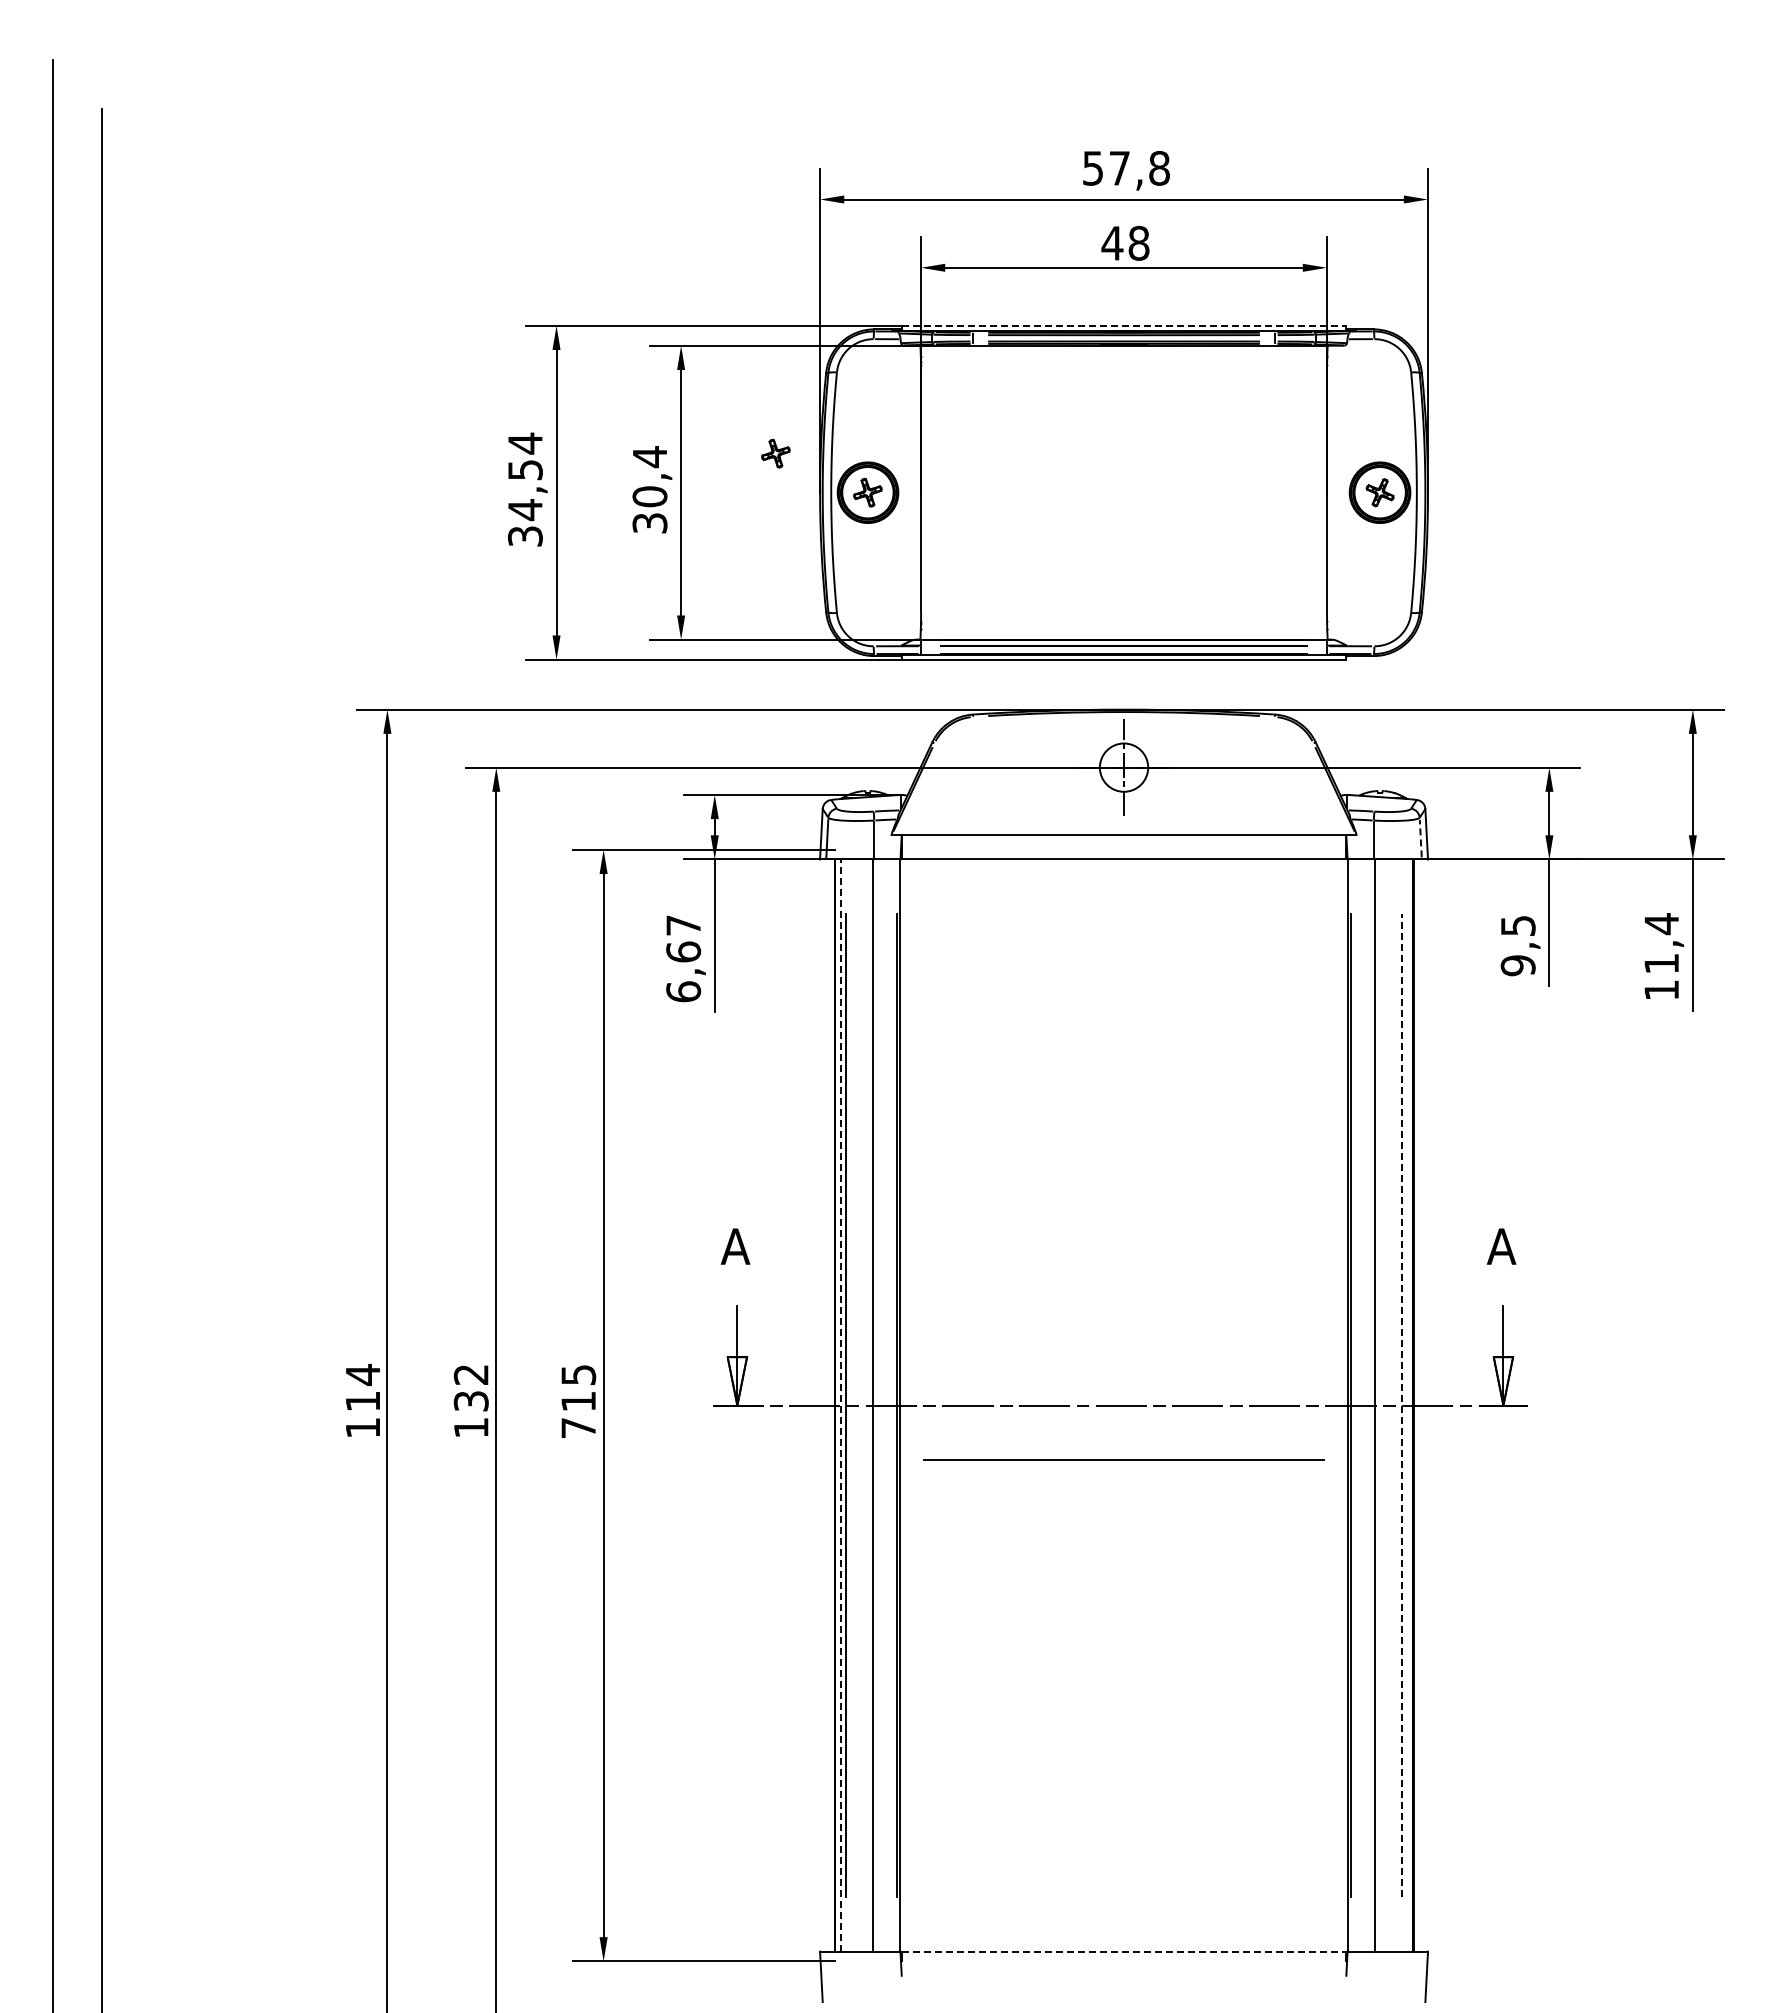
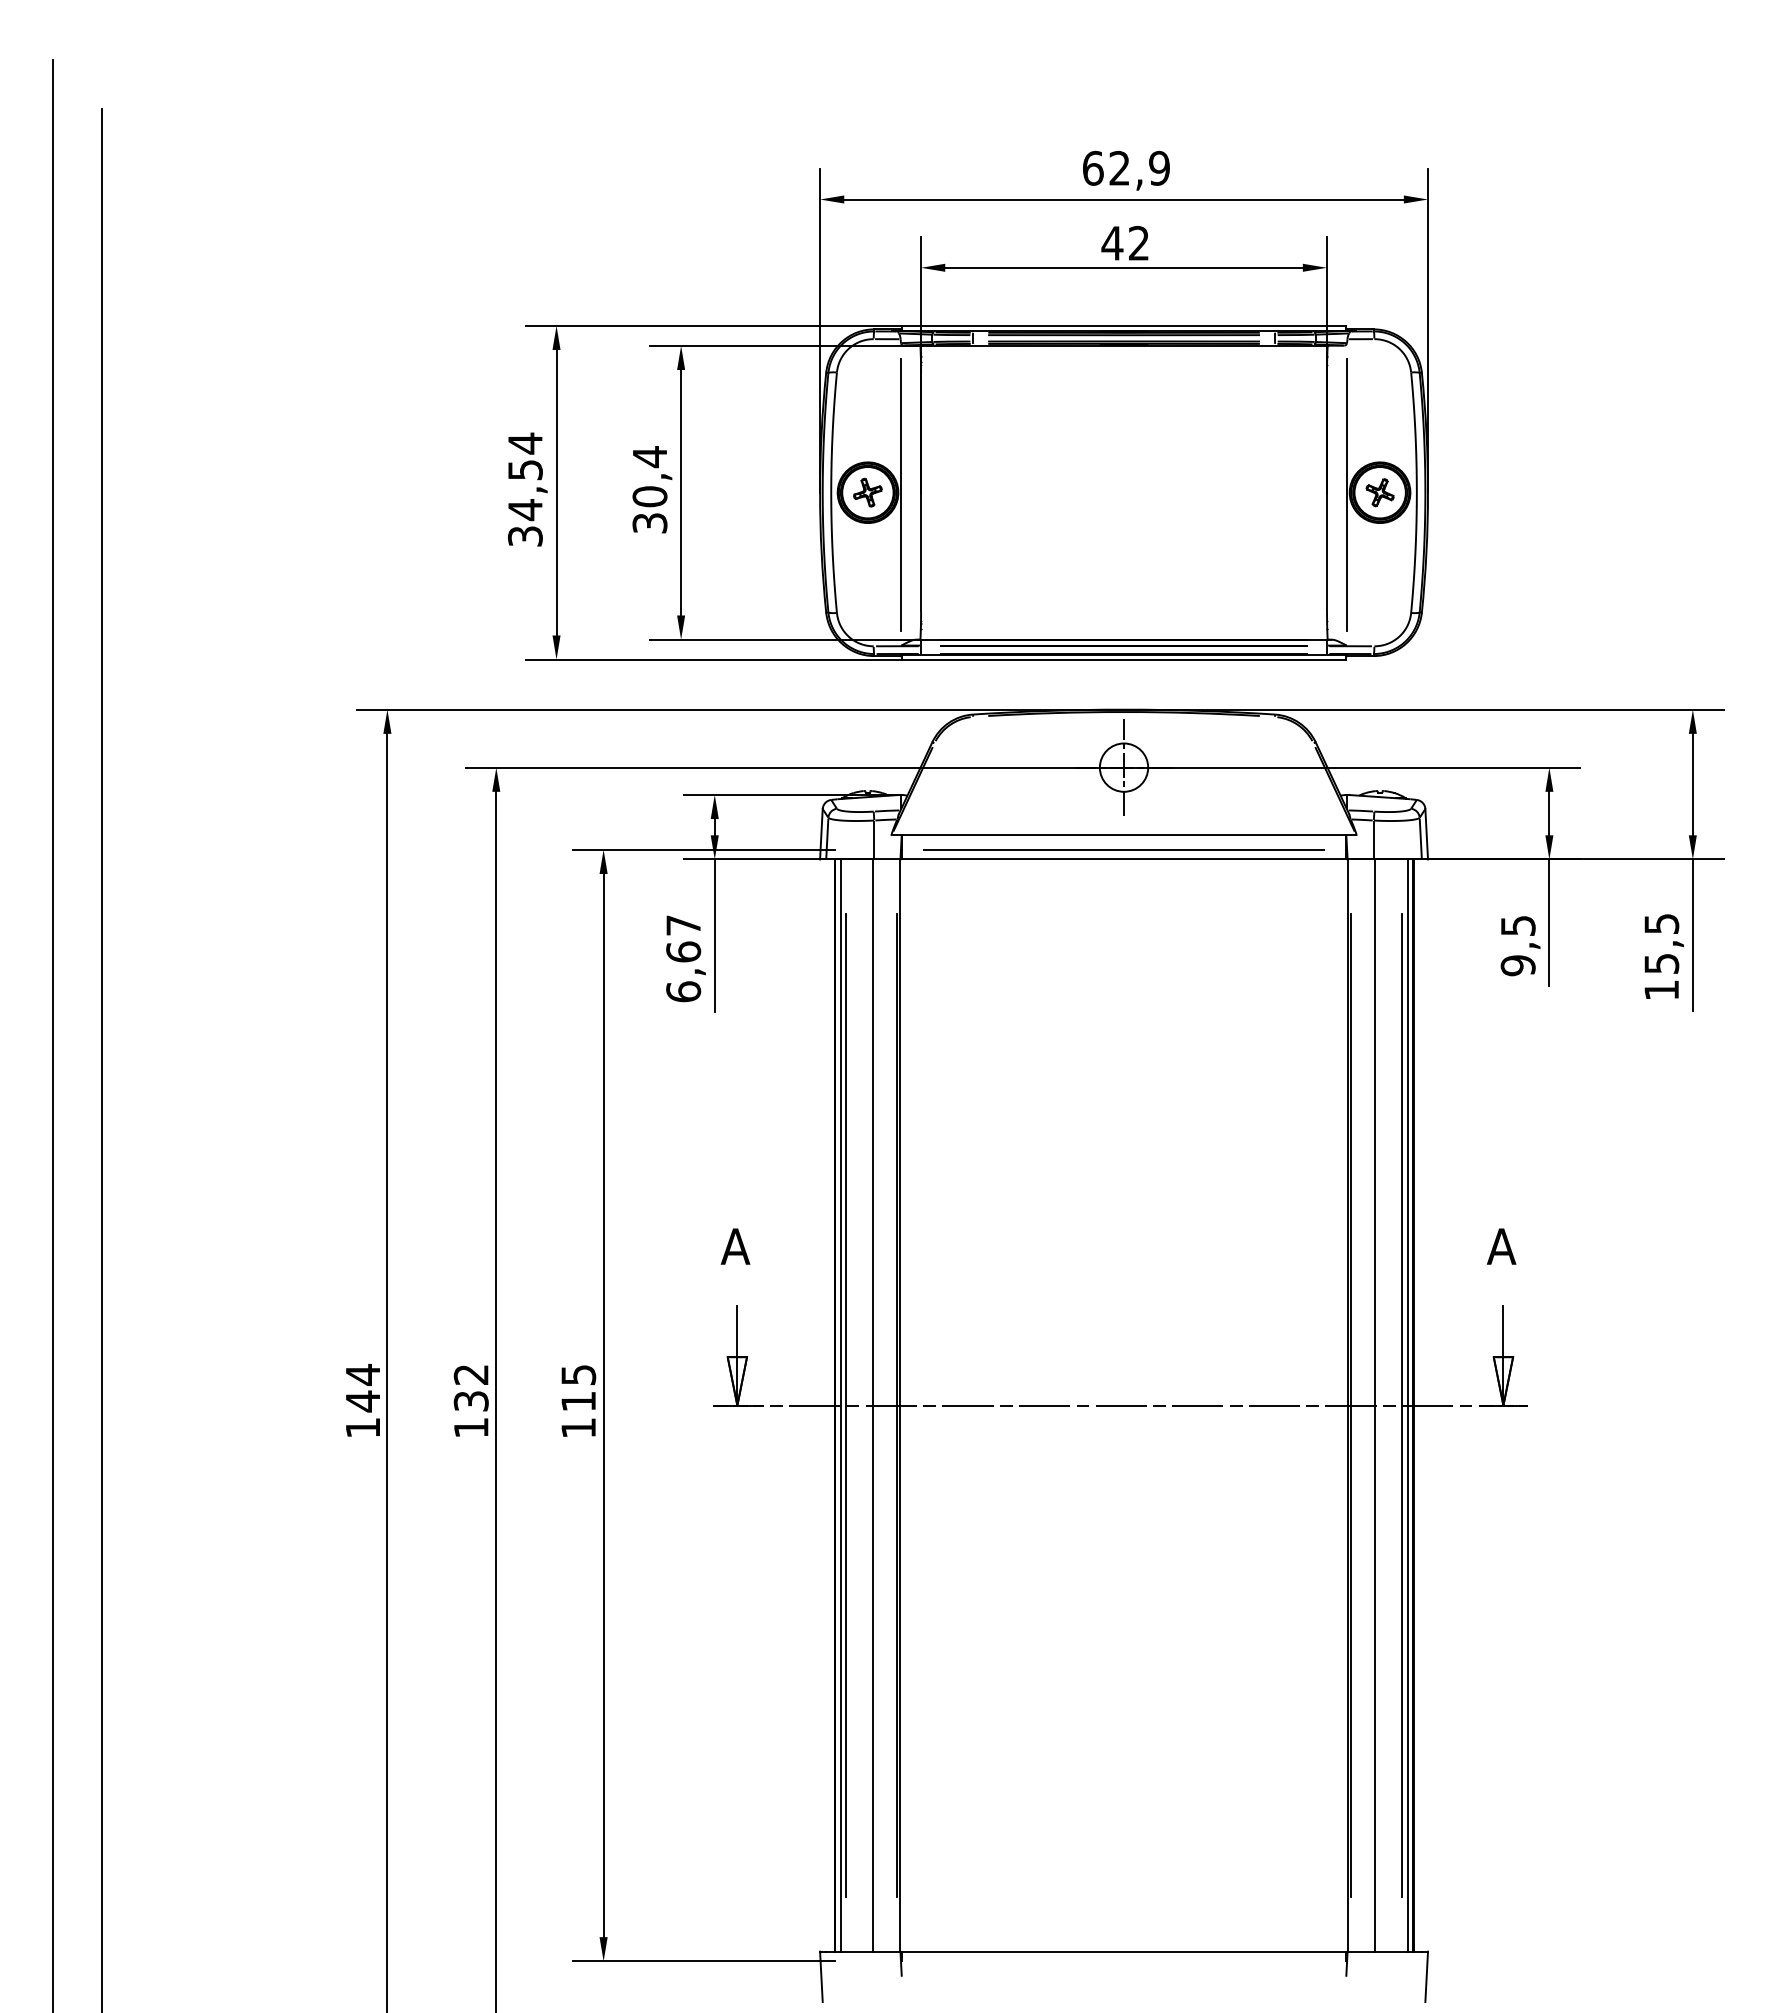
text: 57,8 -> 62,9 (1126, 167)
text: 48 -> 42 (1138, 242)
line: dashed -> solid (1124, 325)
part: present -> none (775, 453)
line: none -> present (901, 494)
line: none -> present (1346, 494)
line: dashed -> solid (1420, 838)
text: 11,4 -> 15,5 (1661, 943)
text: 114 -> 144 (362, 1401)
line: dashed -> solid (840, 1405)
line: dashed -> solid (1401, 1405)
line: none -> present (1407, 1405)
text: 715 -> 115 (578, 1427)
line position: (1123, 1459) -> (1123, 849) (1123, 849)
line: dashed -> solid (1124, 1951)
